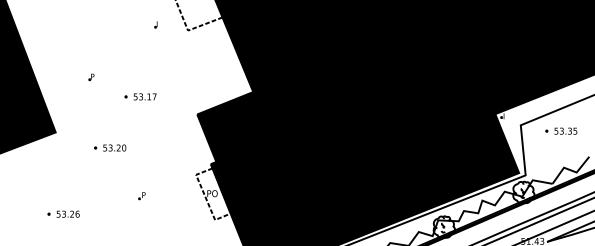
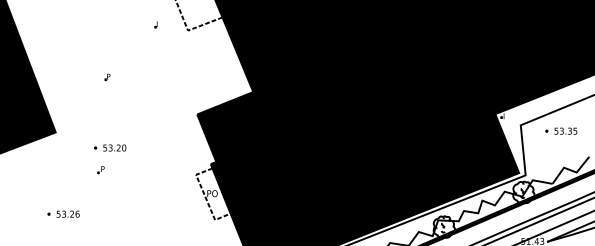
part position: (91, 77) -> (107, 77) (107, 77)
part: present -> none (140, 96)
part position: (141, 196) -> (100, 170) (100, 170)
